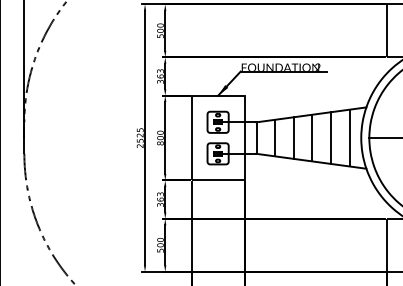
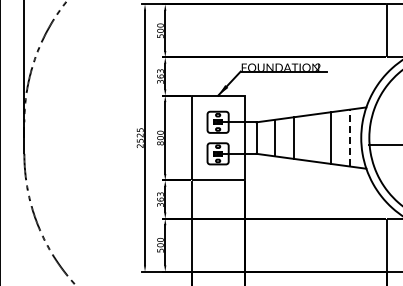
line: present -> none (312, 137)
line: solid -> dashed (349, 137)
line position: (384, 138) -> (384, 145) (384, 145)
